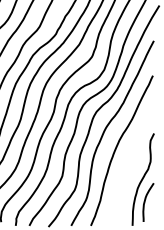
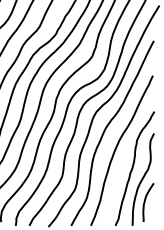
curve: none -> present (133, 168)
